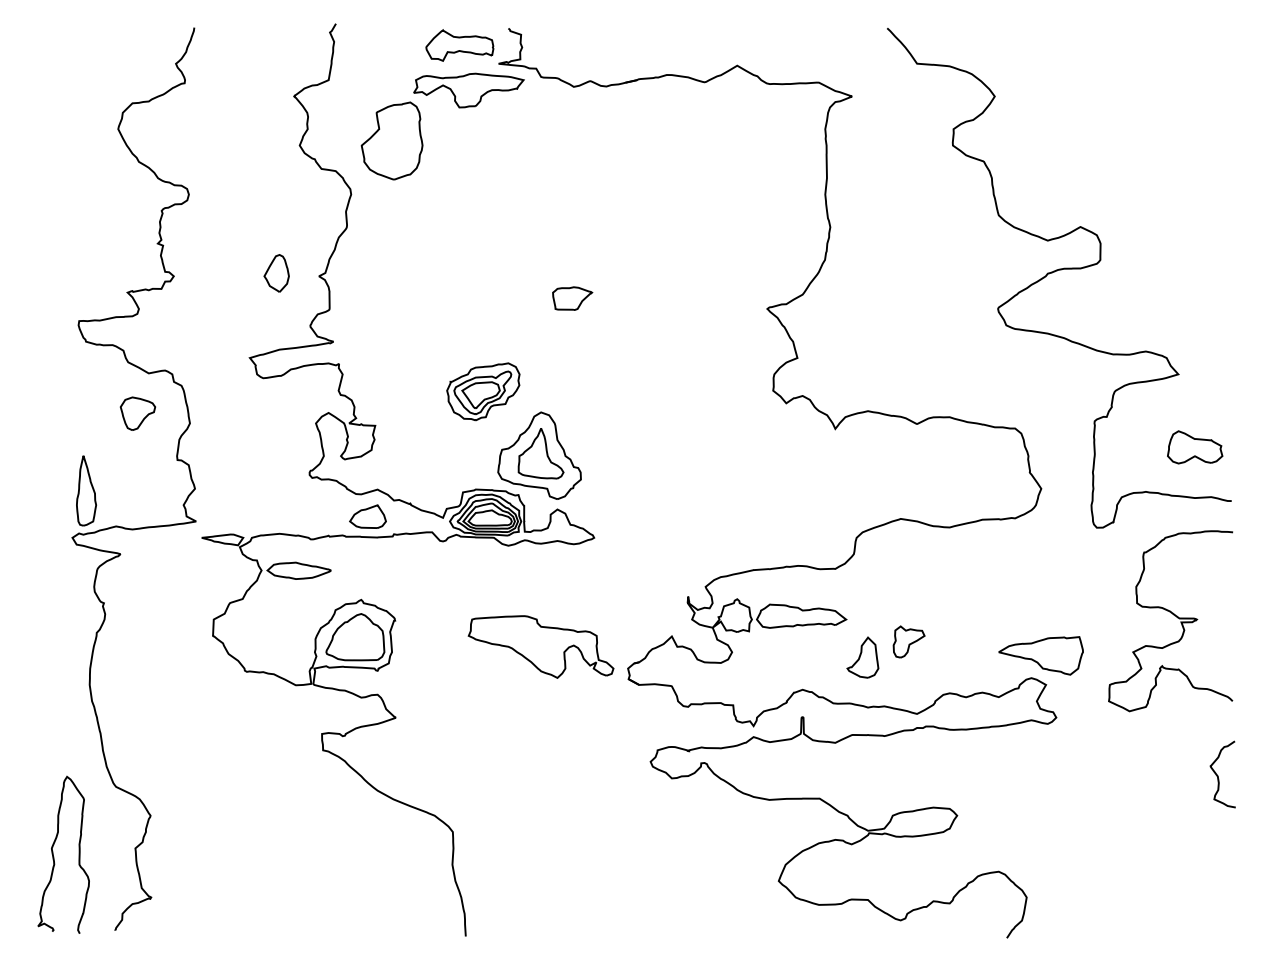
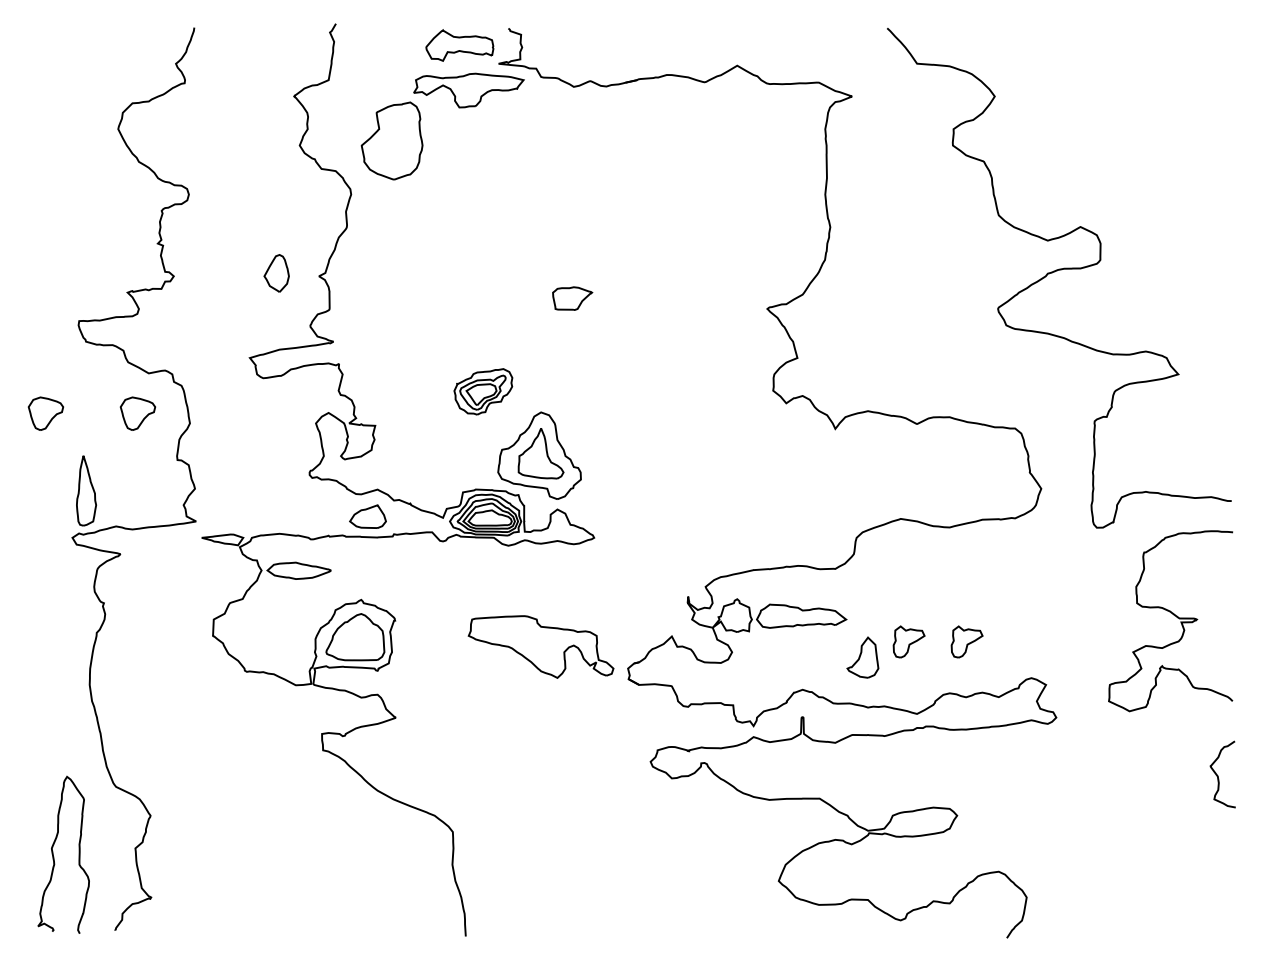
part size: 75x60 px -> 61x48 px (483, 391)
part: none -> present (45, 413)
part: present -> none (1195, 447)
part: none -> present (966, 641)
part: present -> none (1040, 655)
